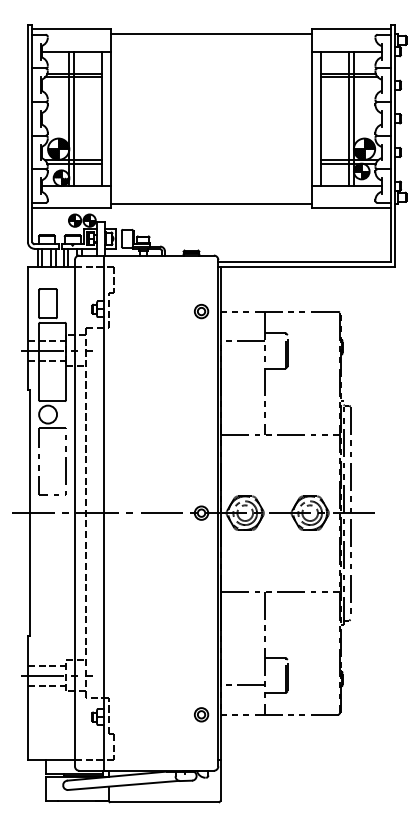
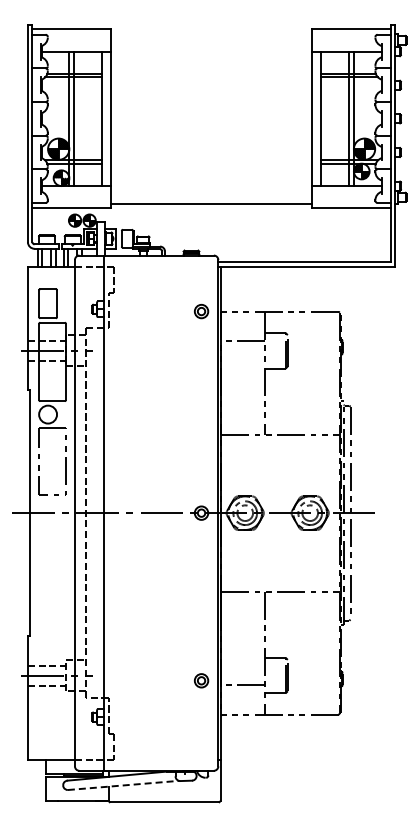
line: present -> none (211, 33)
part position: (201, 714) -> (201, 680) (201, 680)
line: solid -> dashed (123, 785)
